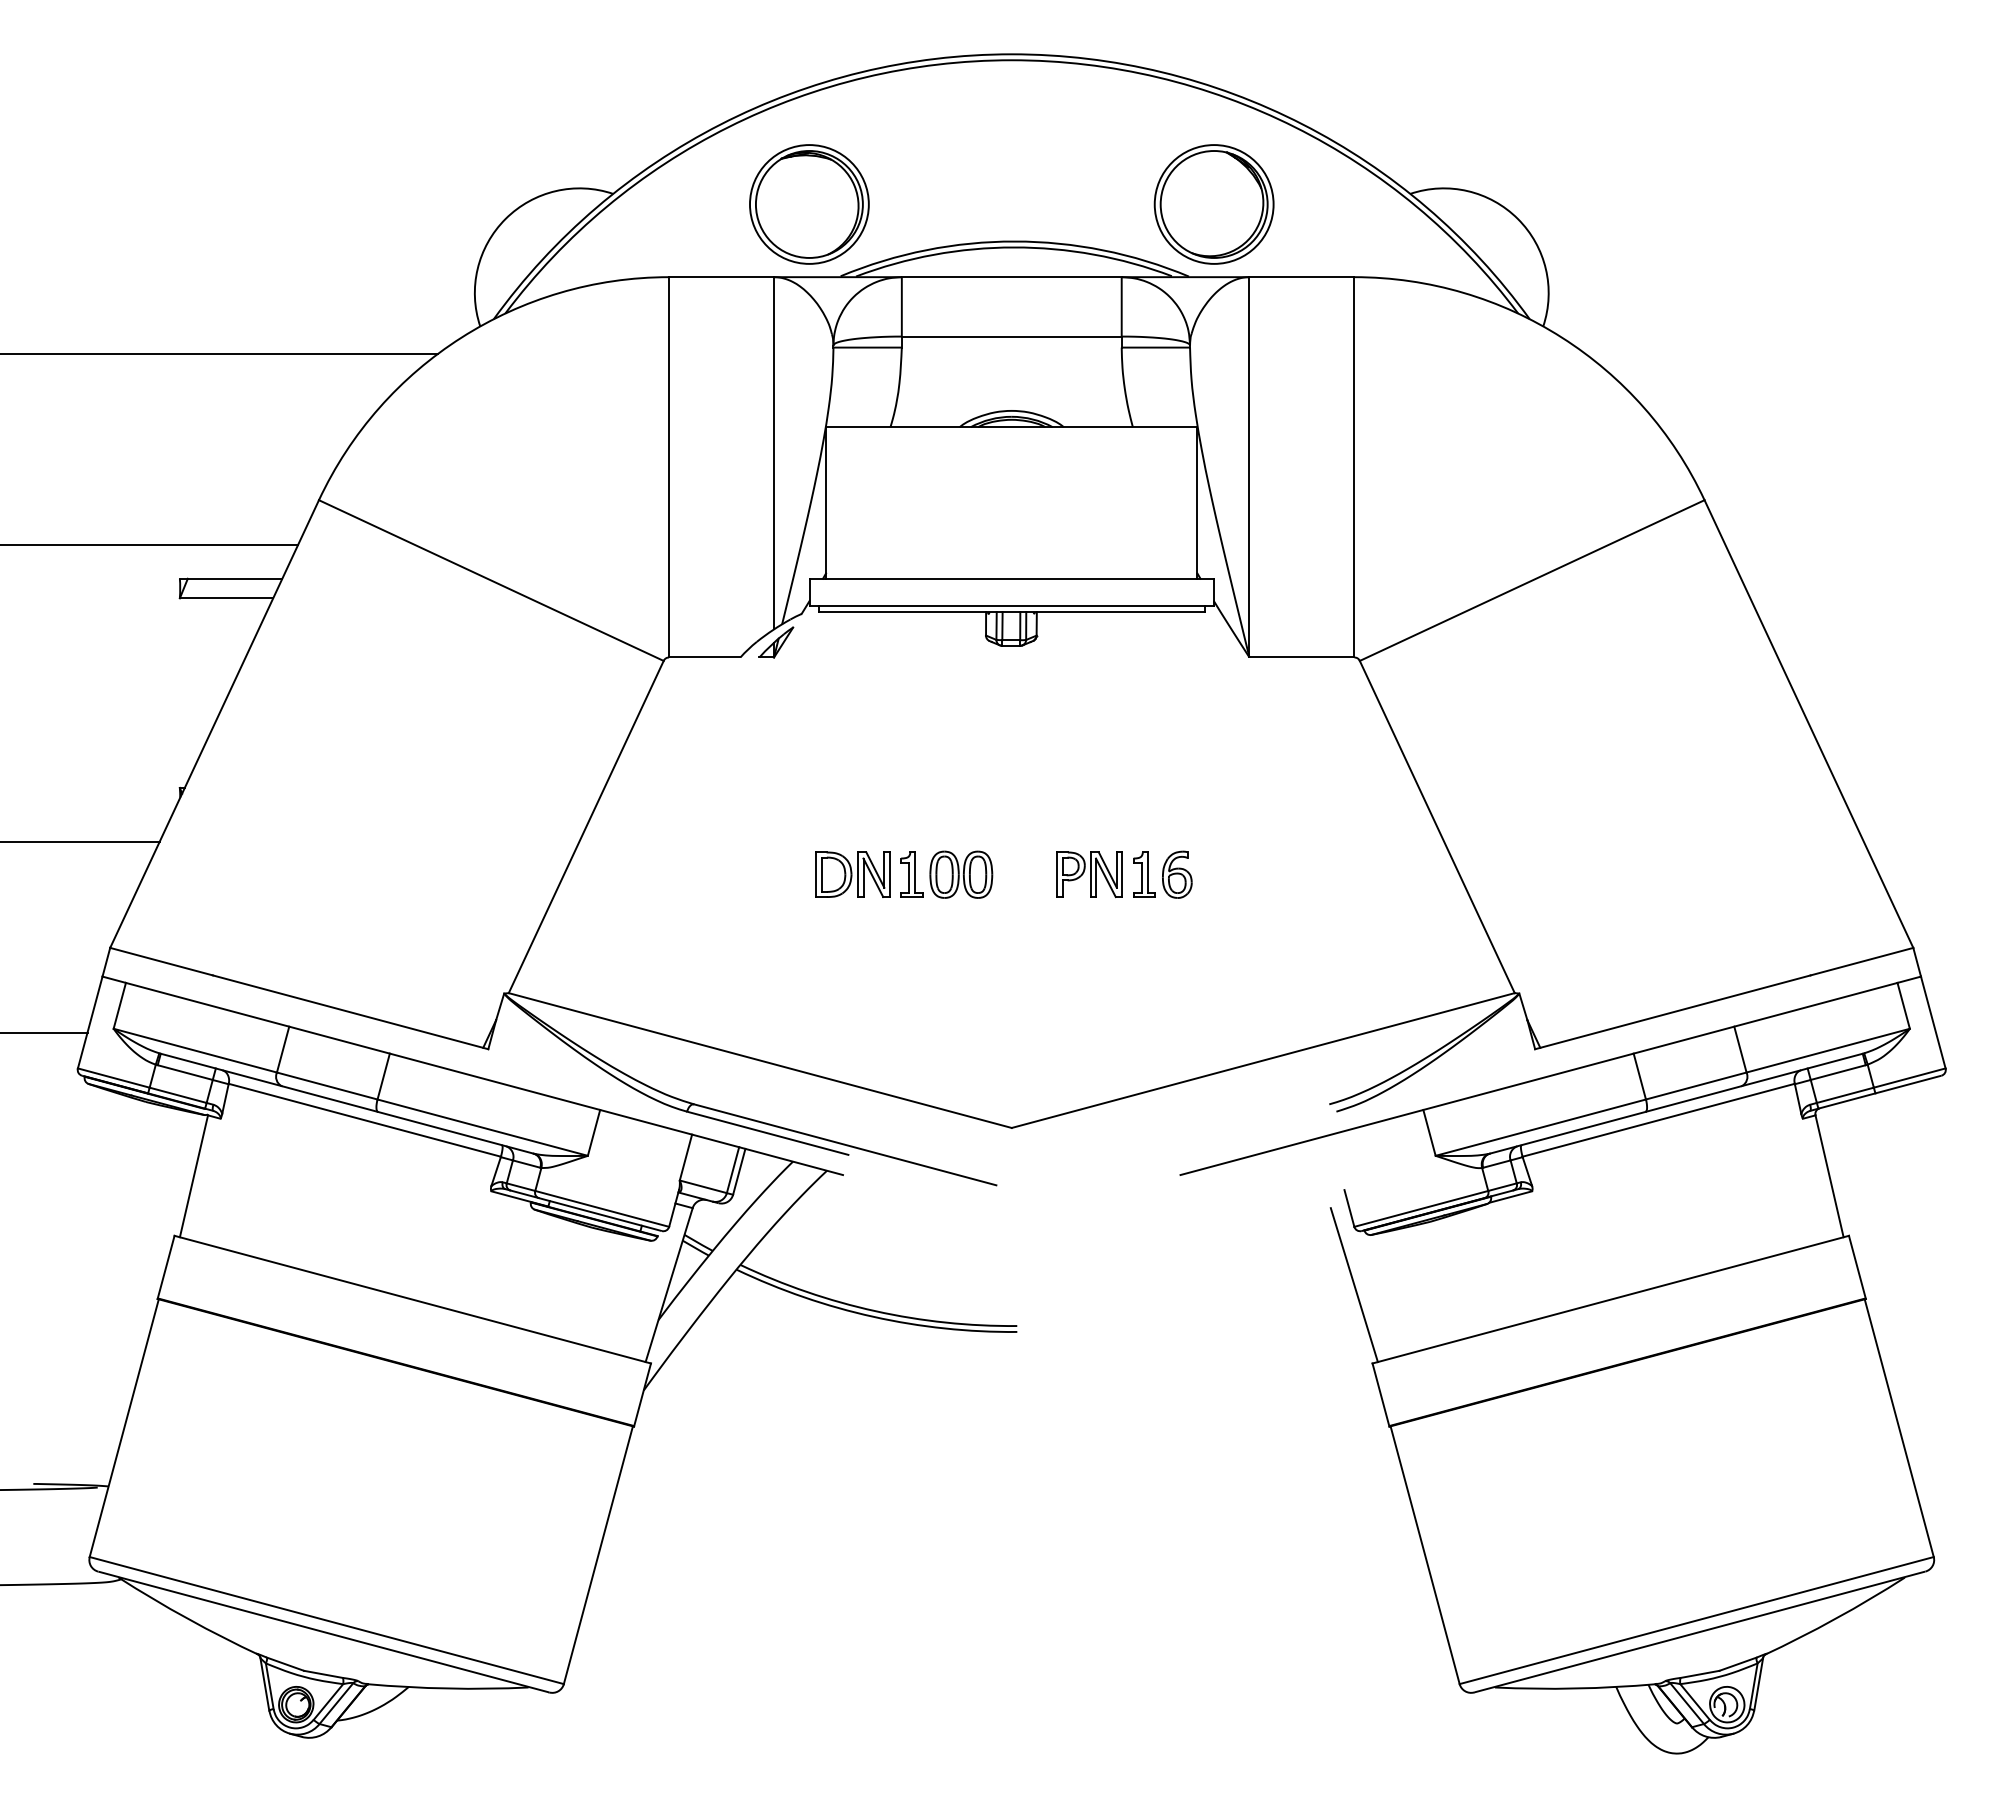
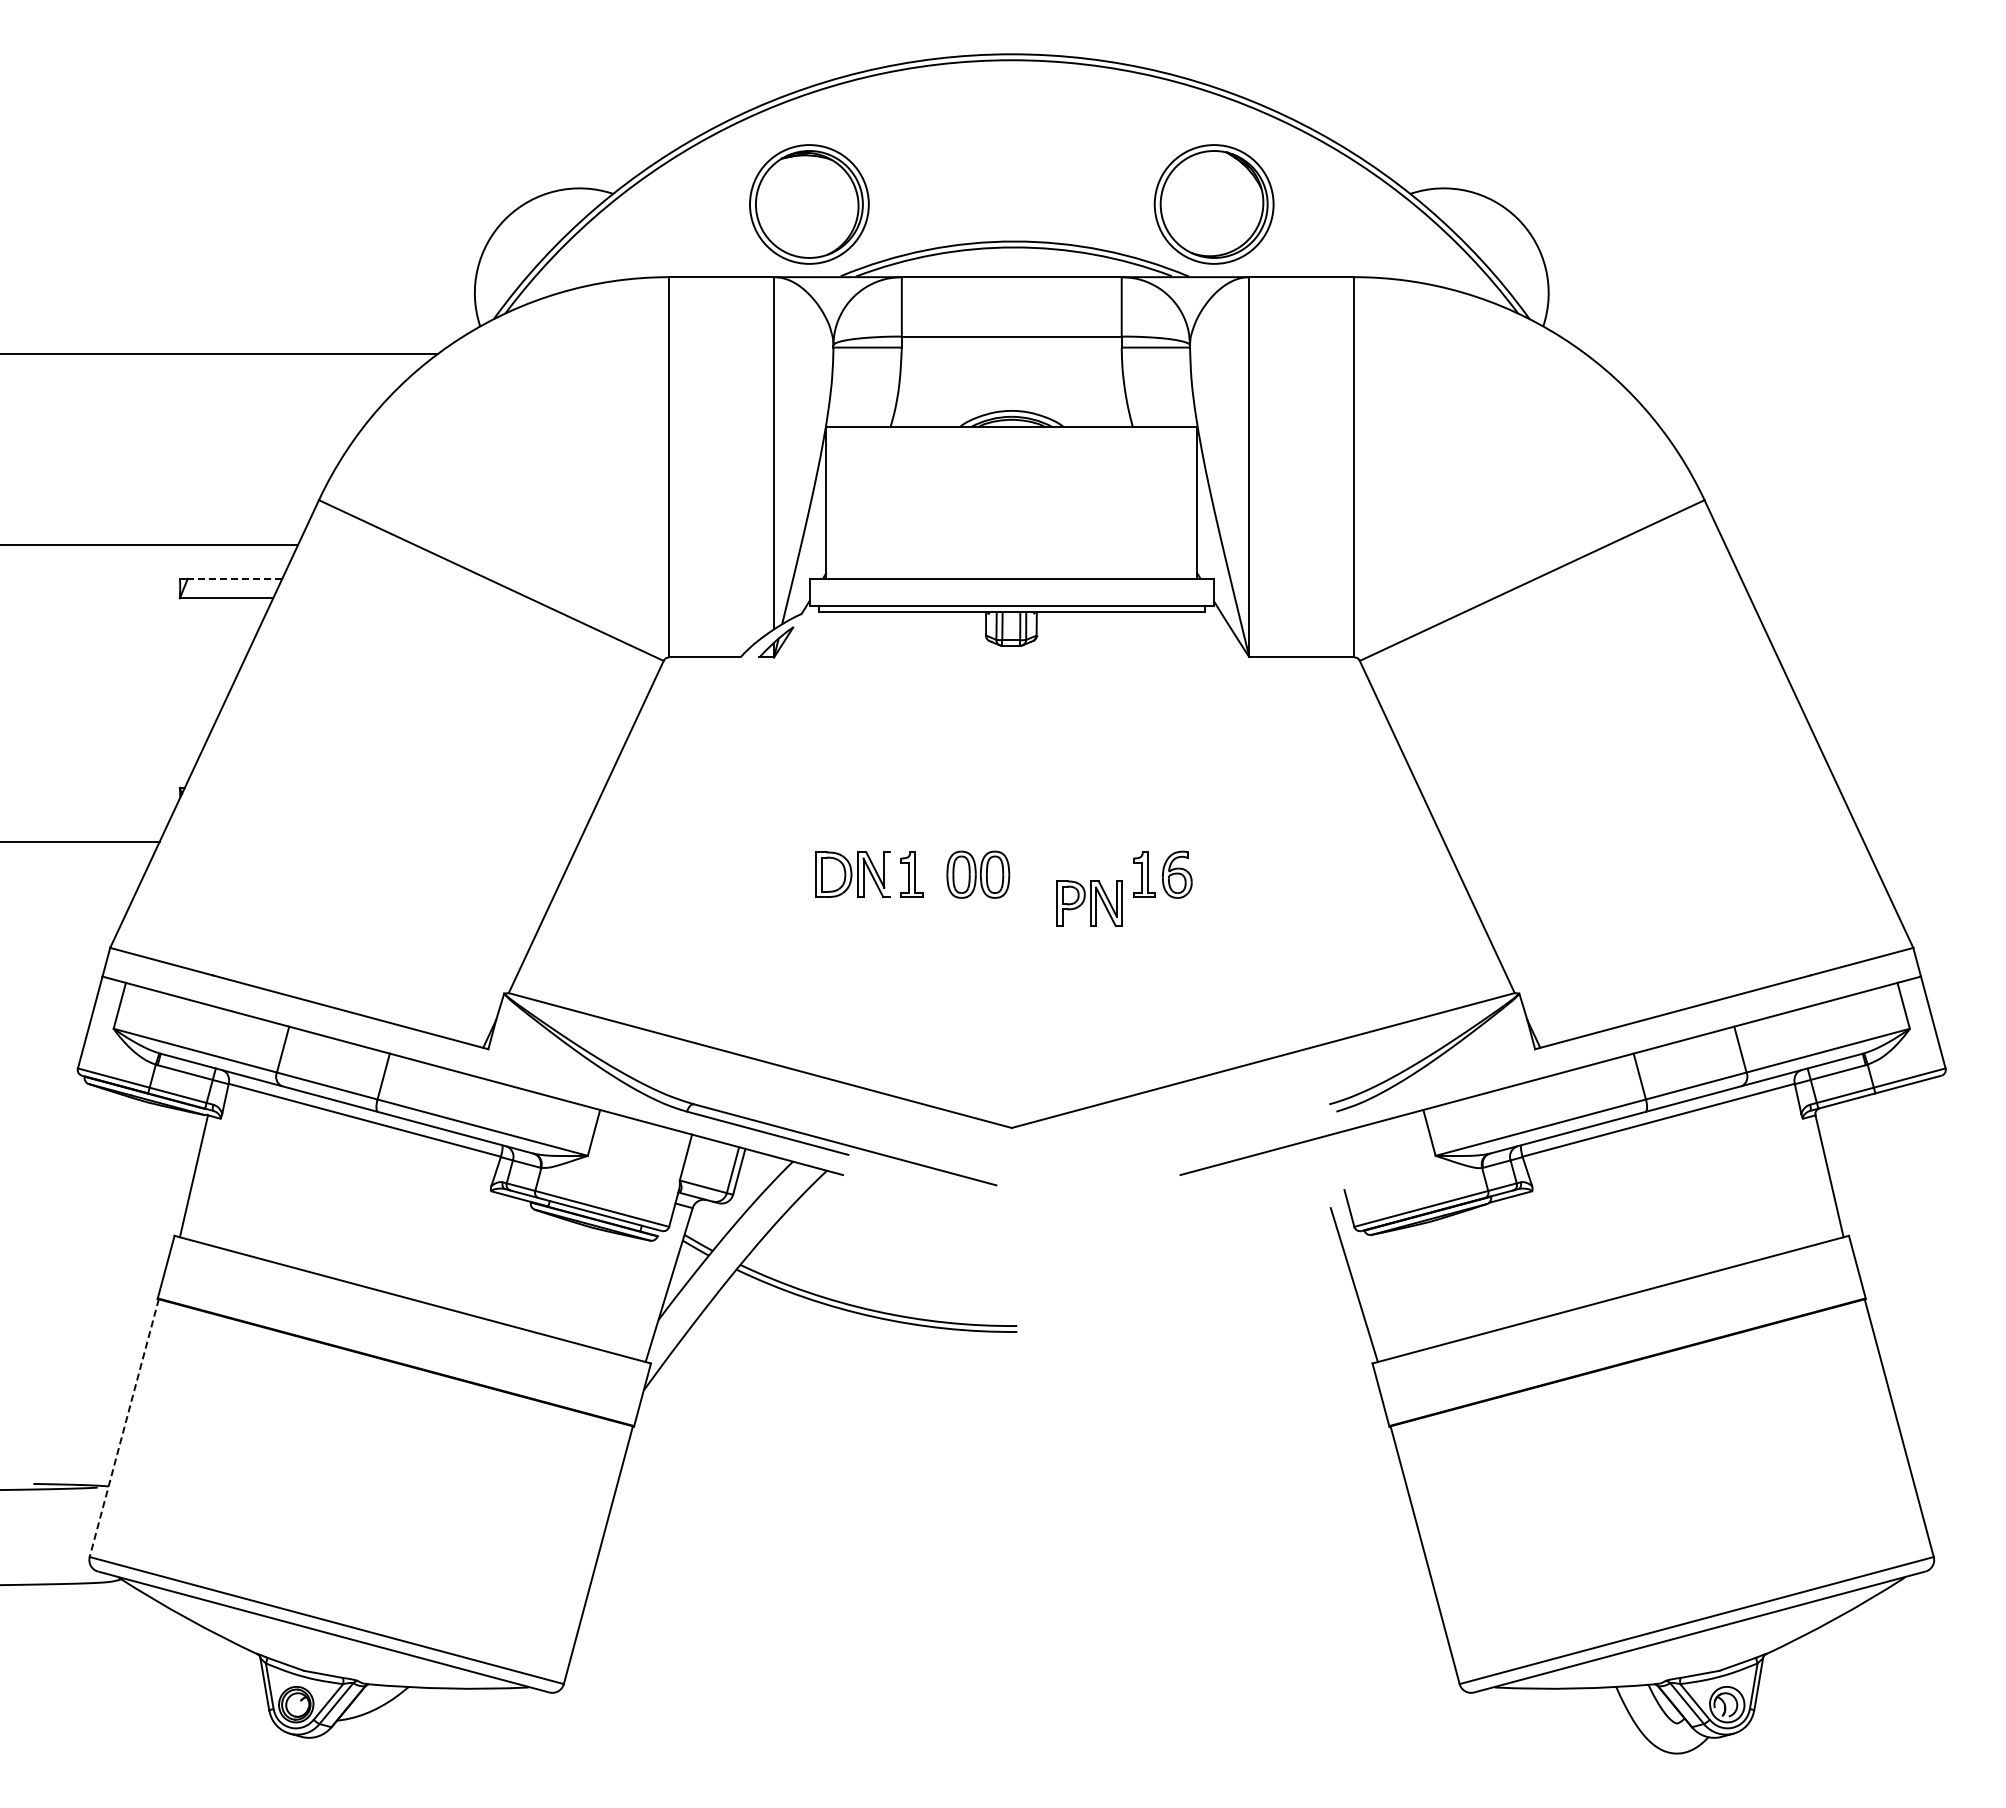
line: solid -> dashed (234, 578)
line: present -> none (889, 874)
part position: (961, 874) -> (978, 874) (978, 874)
part position: (1089, 874) -> (1089, 903) (1089, 903)
line: present -> none (44, 1032)
line: solid -> dashed (124, 1428)
